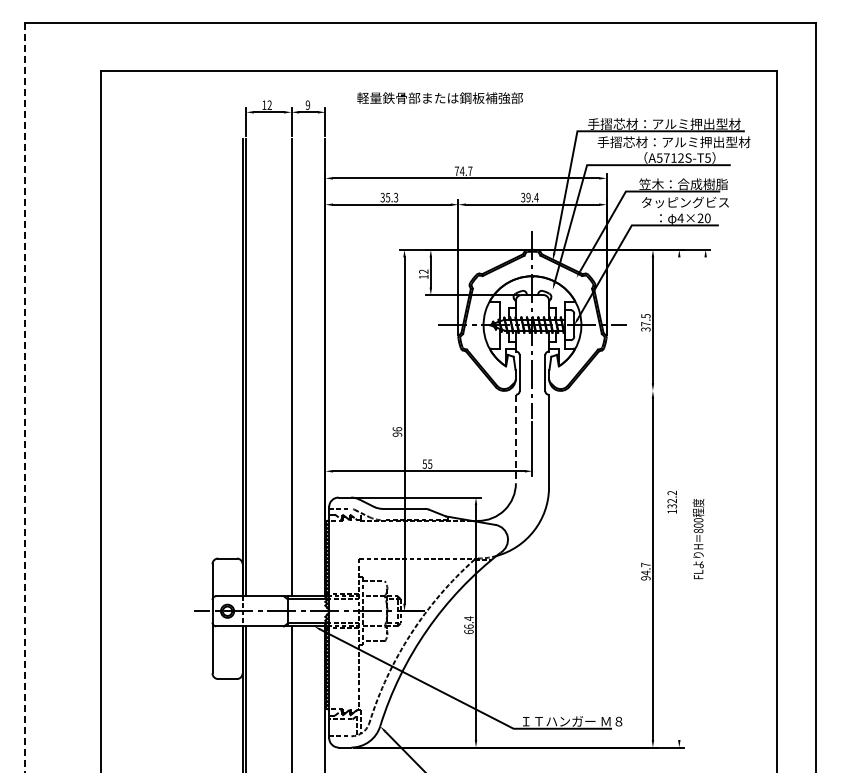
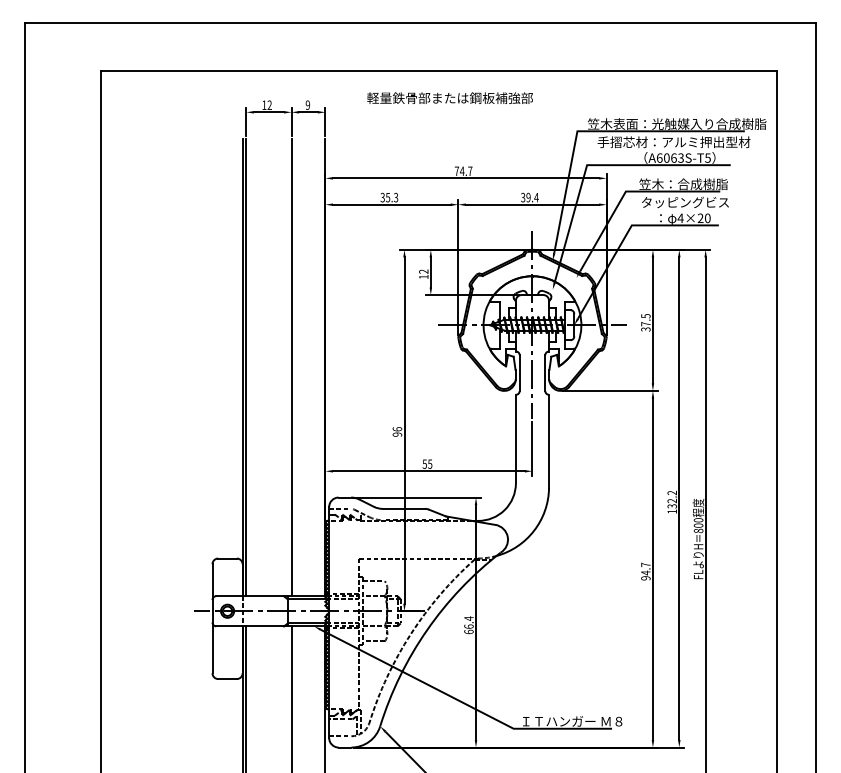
text position: (439, 97) -> (449, 97) (449, 97)
text: 手摺芯材：アルミ押出型材 -> 笠木表面：光触媒入り合成樹脂 (677, 123)
text: A5712S-T5 -> A6063S-T5 (669, 157)
line: none -> present (610, 390)
line: dashed -> solid (25, 398)
line: dashed -> solid (515, 439)
line: none -> present (679, 498)
line: none -> present (705, 513)
